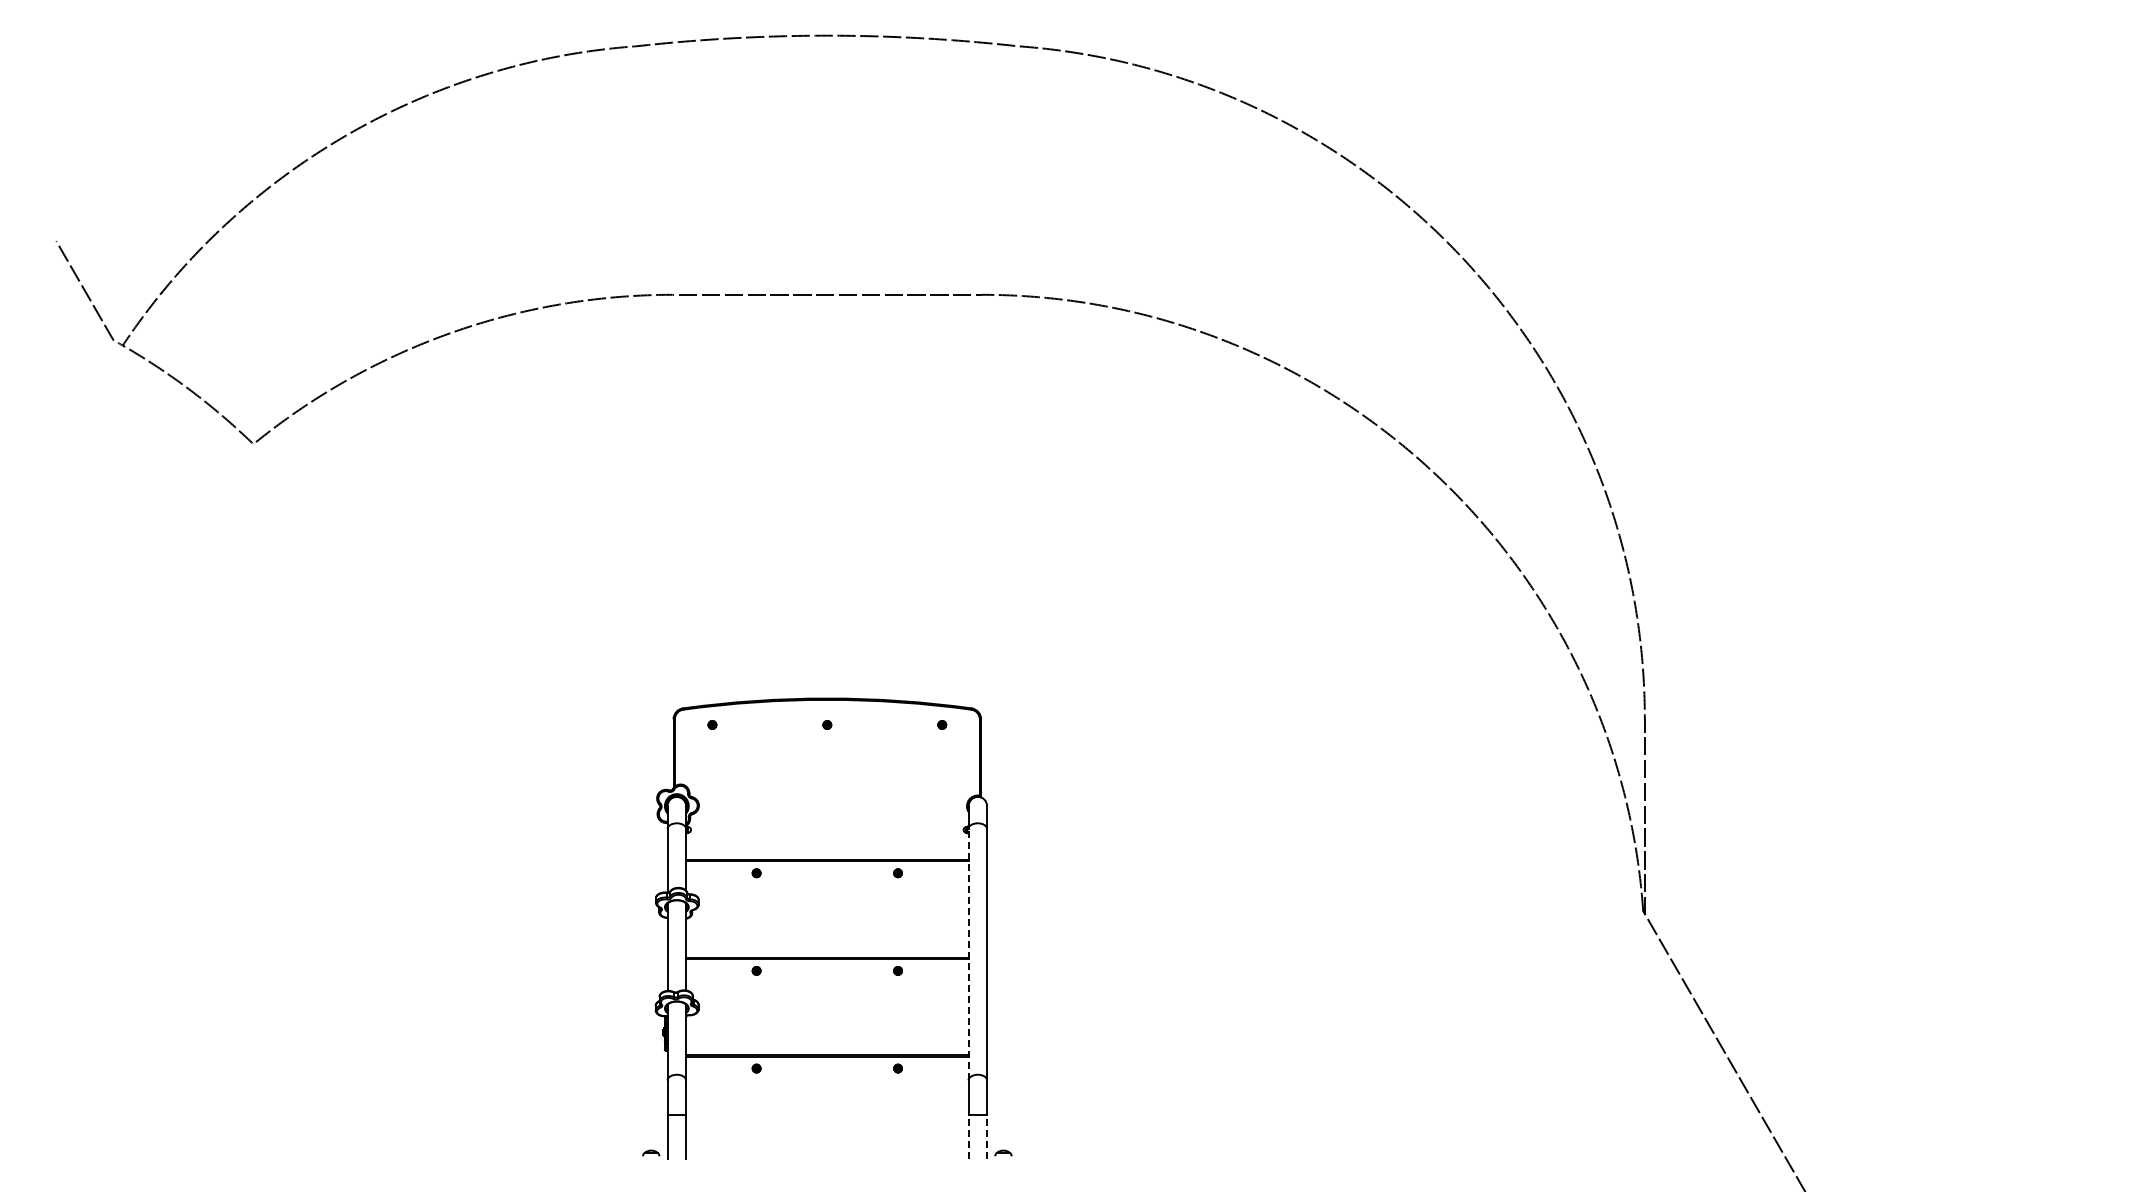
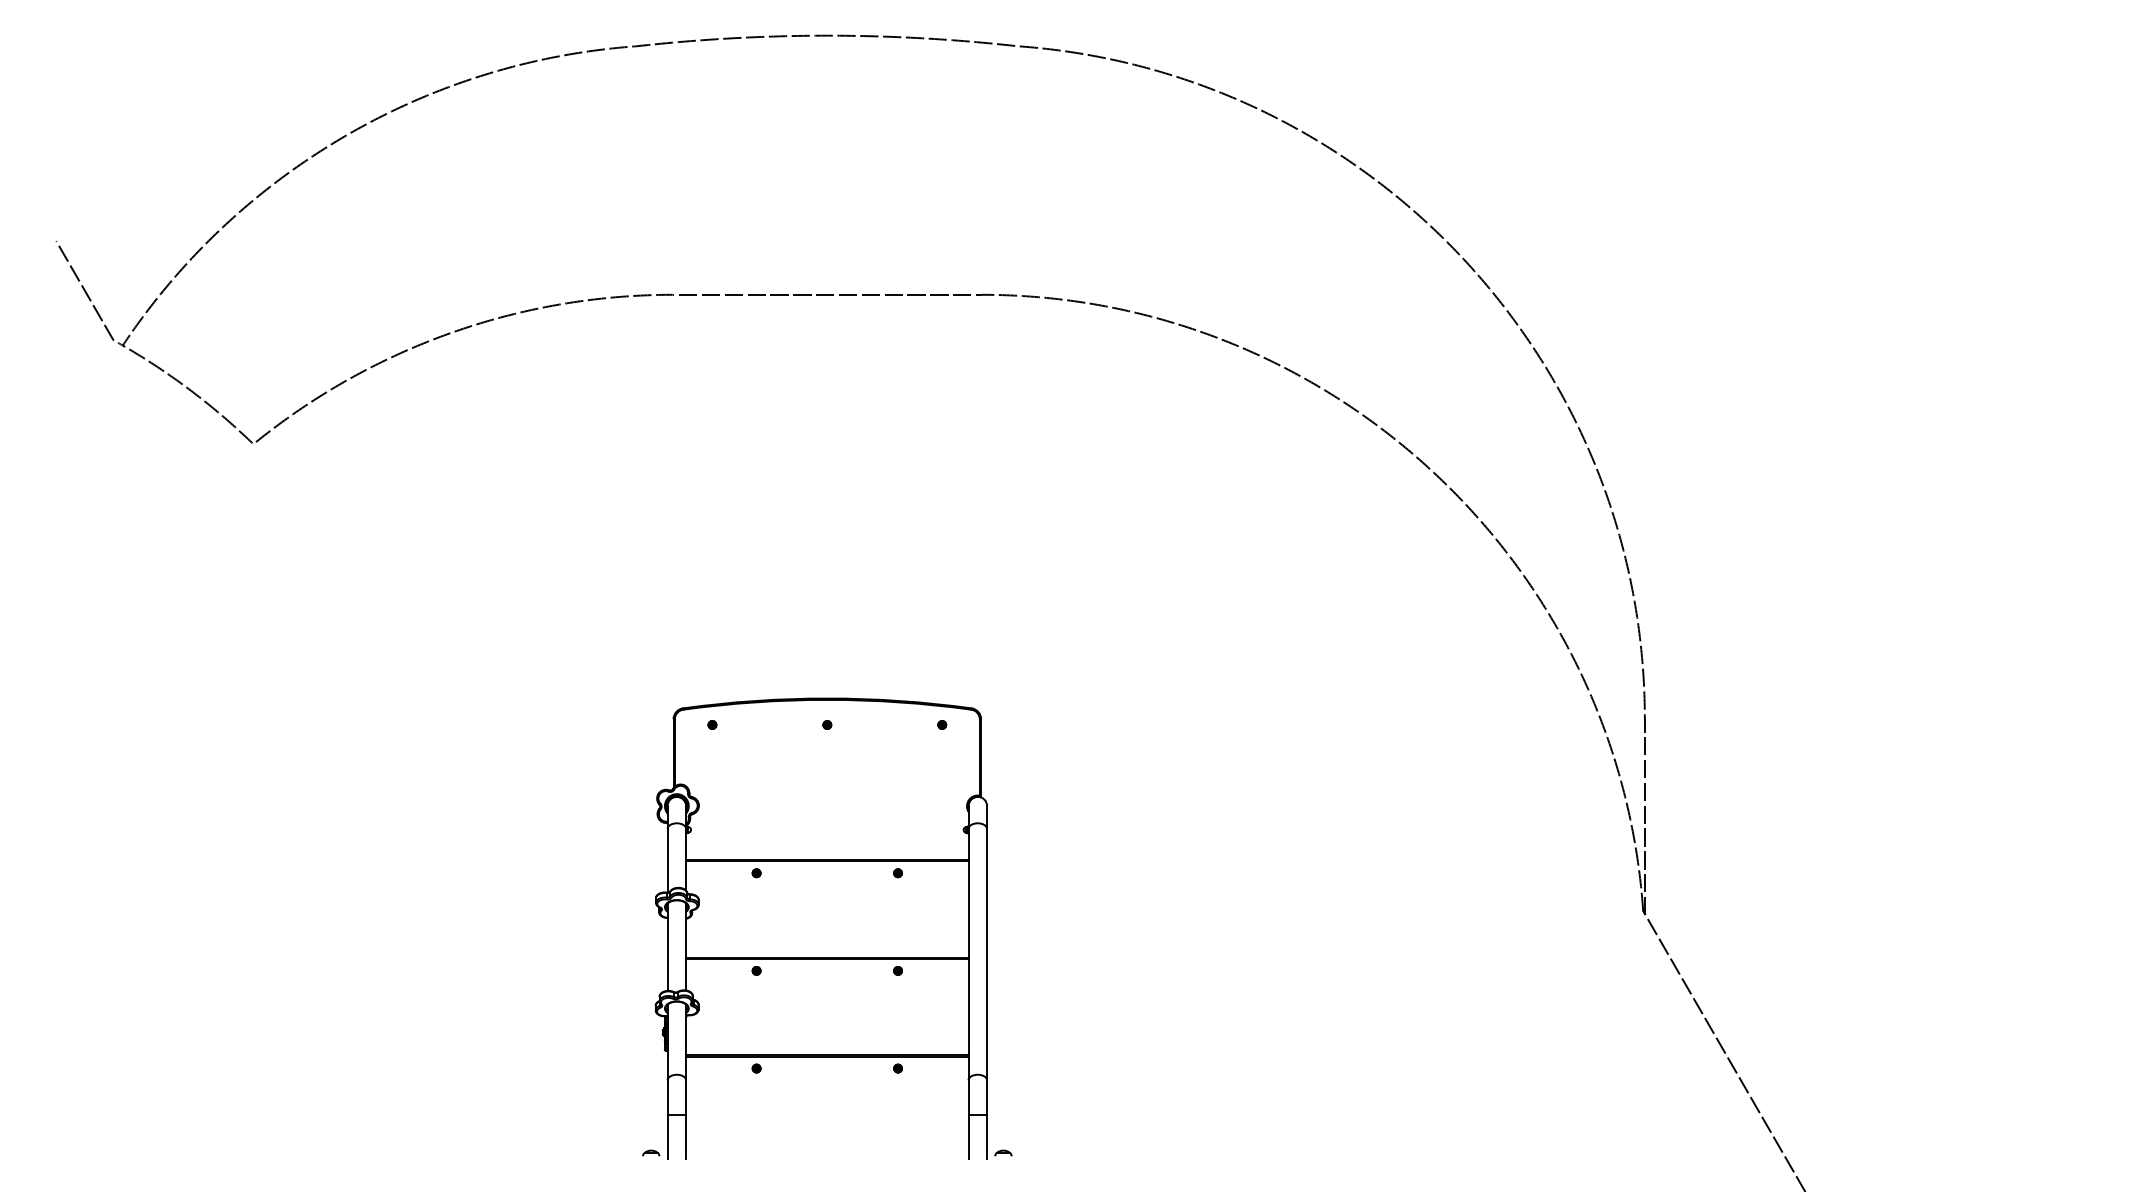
line: dashed -> solid (968, 954)
line: dashed -> solid (968, 1136)
line: dashed -> solid (987, 1136)
